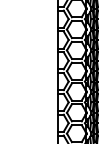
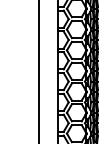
line: none -> present (38, 71)
